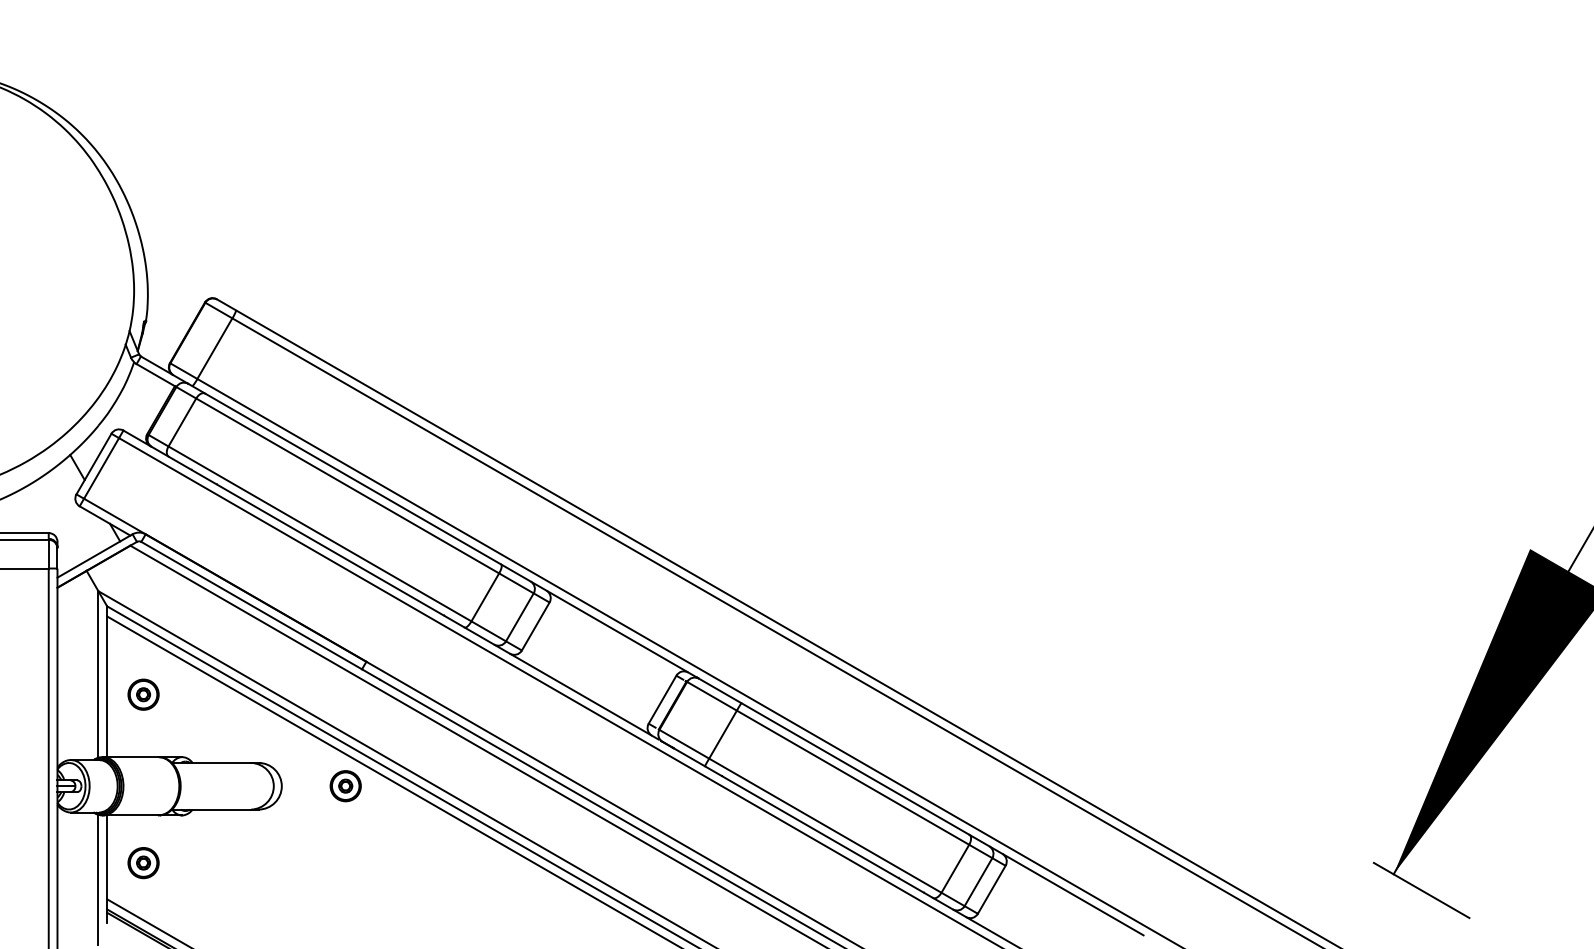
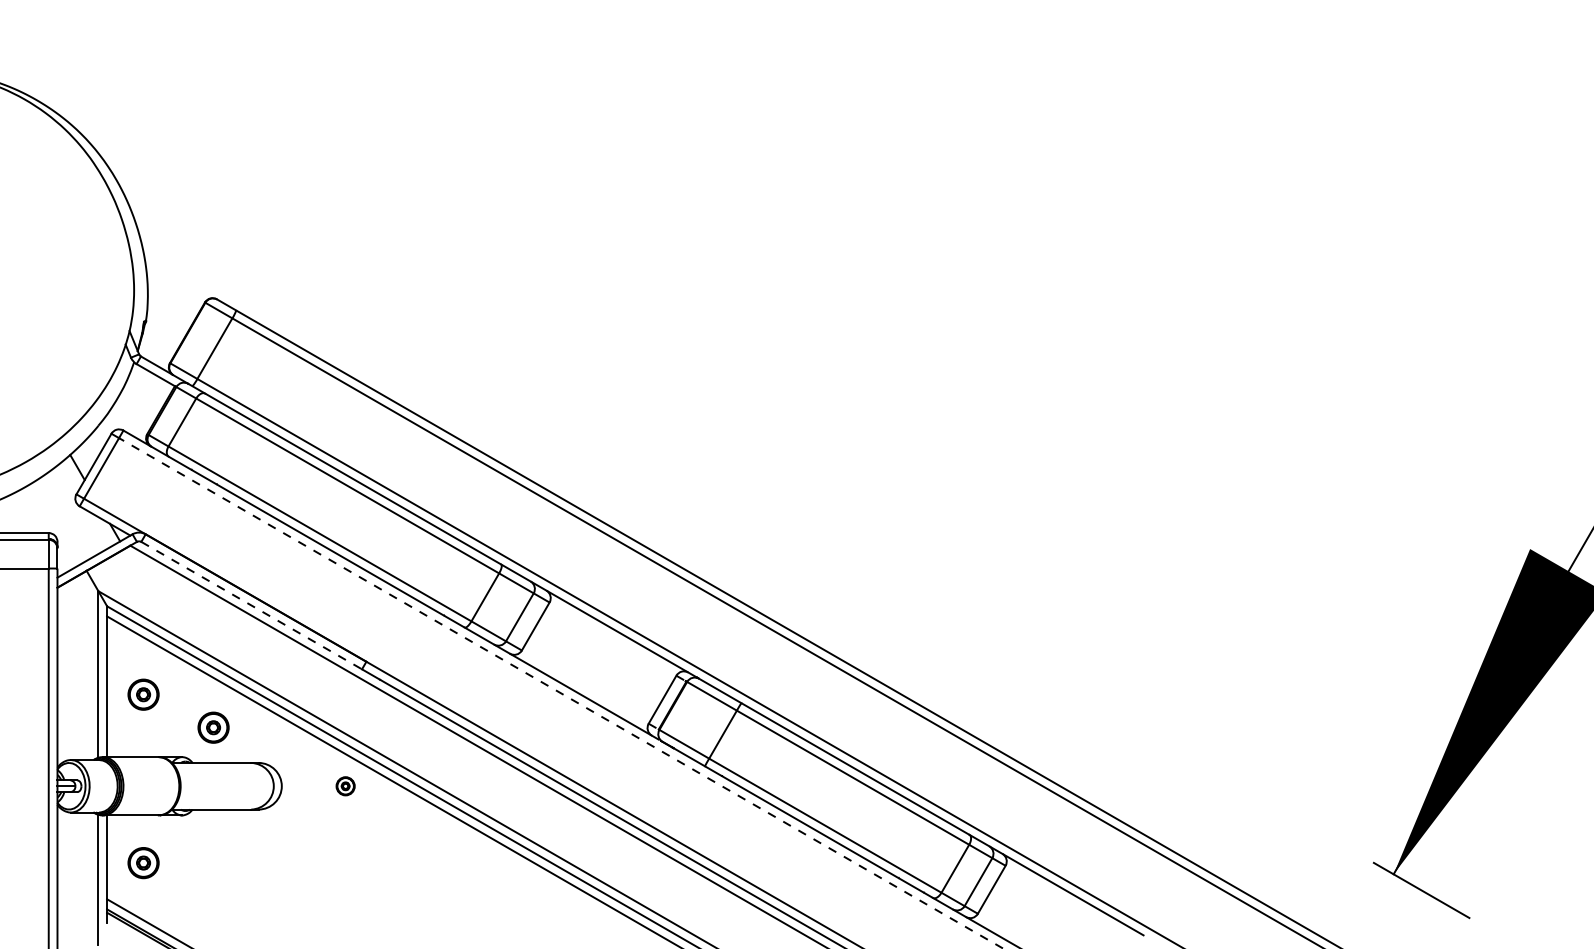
line: solid -> dashed (252, 605)
line: solid -> dashed (560, 693)
part: none -> present (213, 727)
part size: 33x33 px -> 21x21 px (345, 786)
